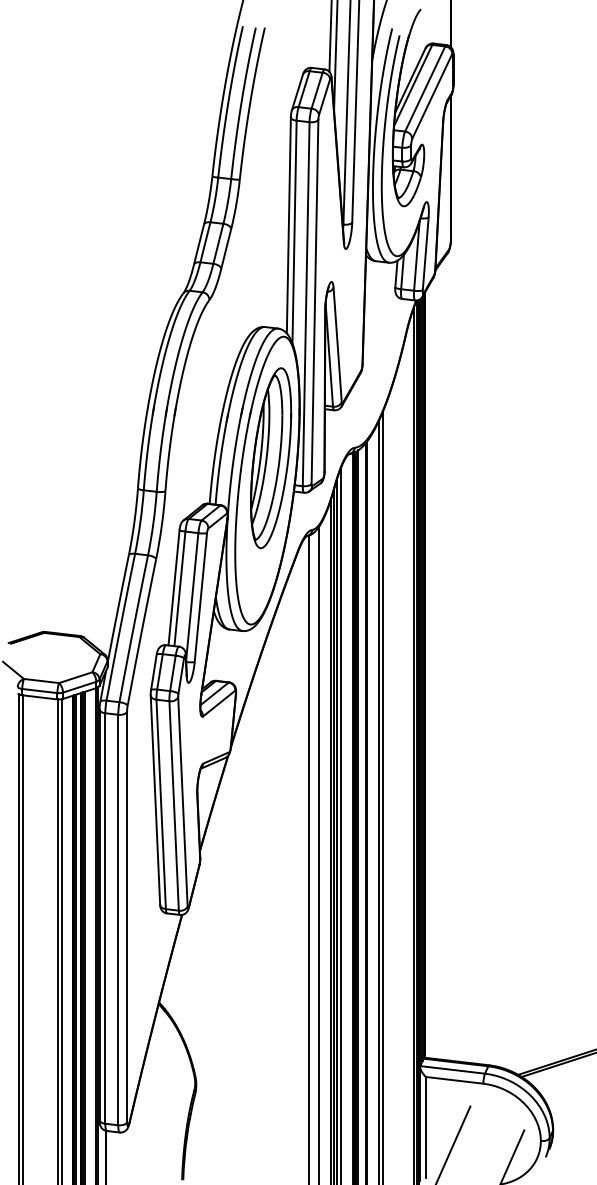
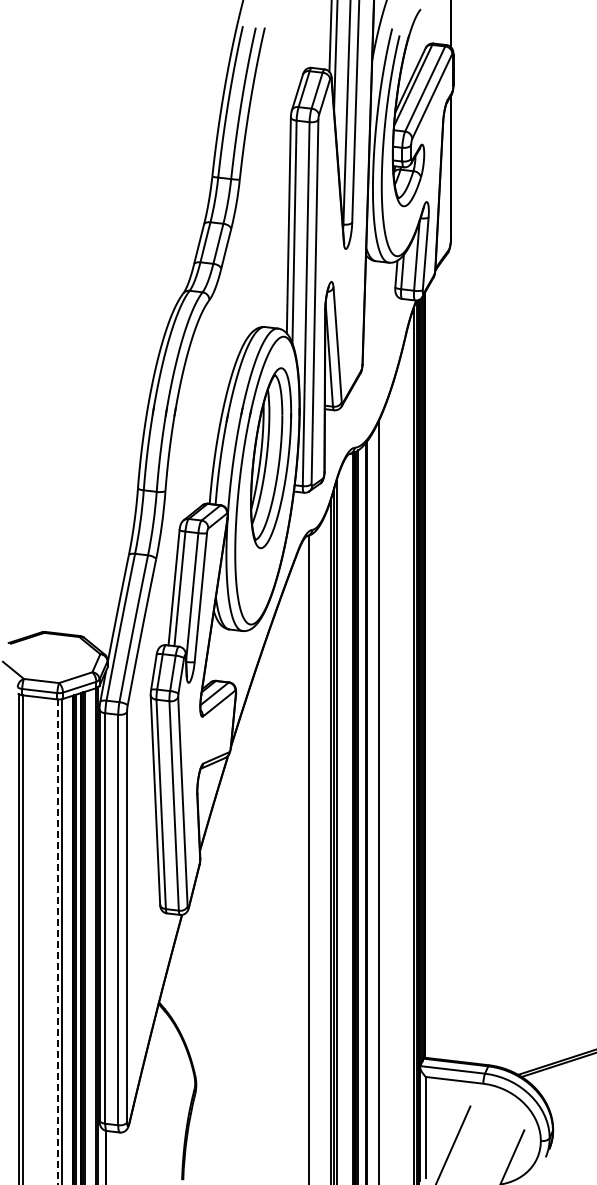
line: present -> none (383, 795)
line: present -> none (340, 824)
line: present -> none (319, 853)
line: solid -> dashed (57, 942)
